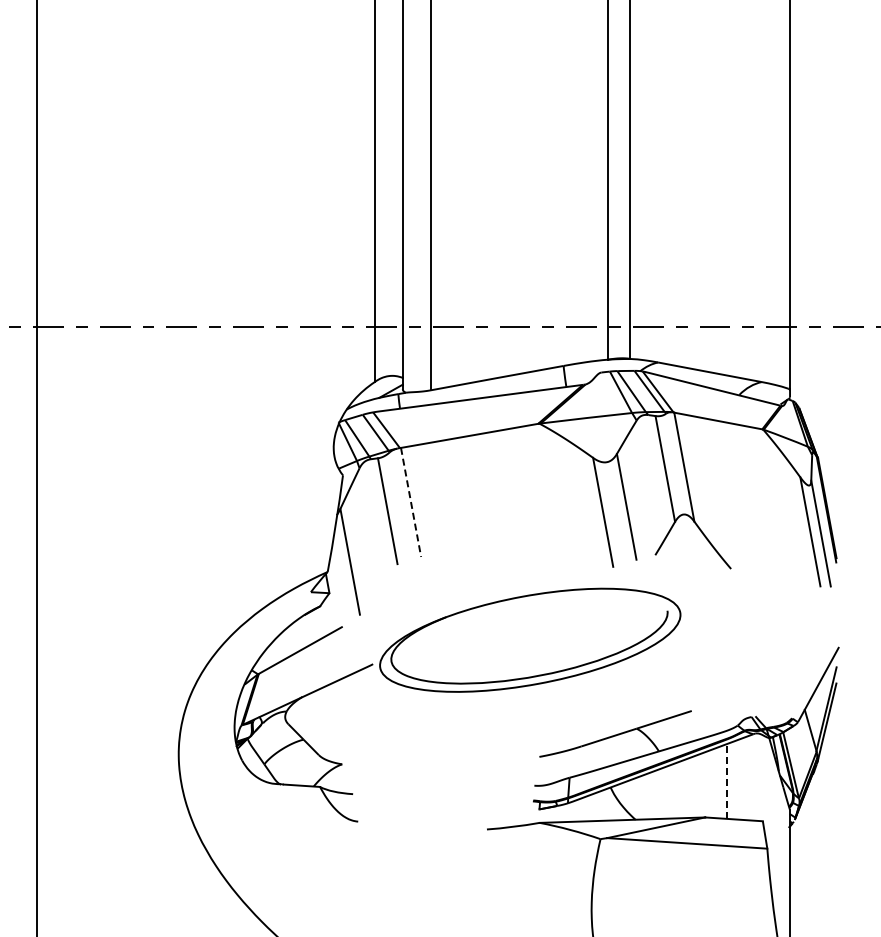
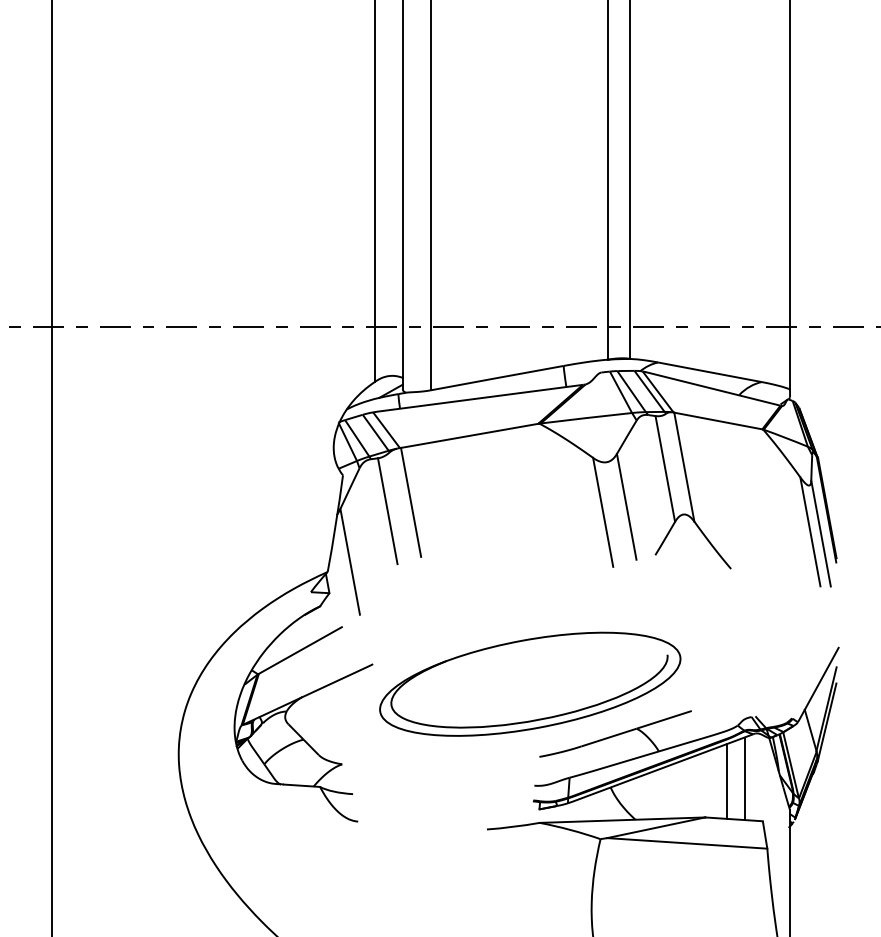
line position: (37, 467) -> (52, 467) (52, 467)
line: dashed -> solid (411, 502)
part position: (530, 639) -> (530, 683) (530, 683)
line: none -> present (744, 778)
line: dashed -> solid (727, 781)
